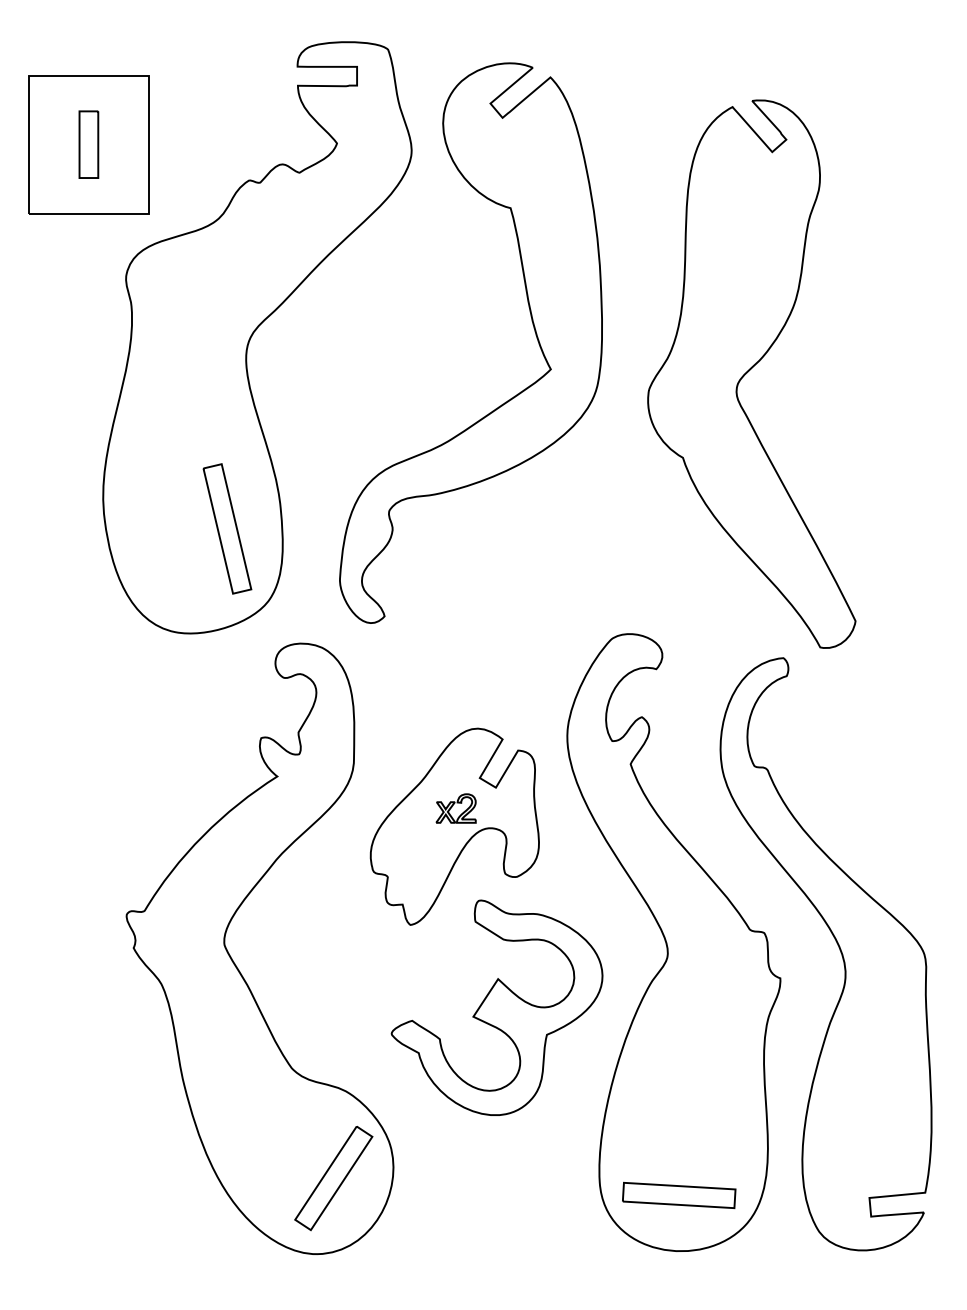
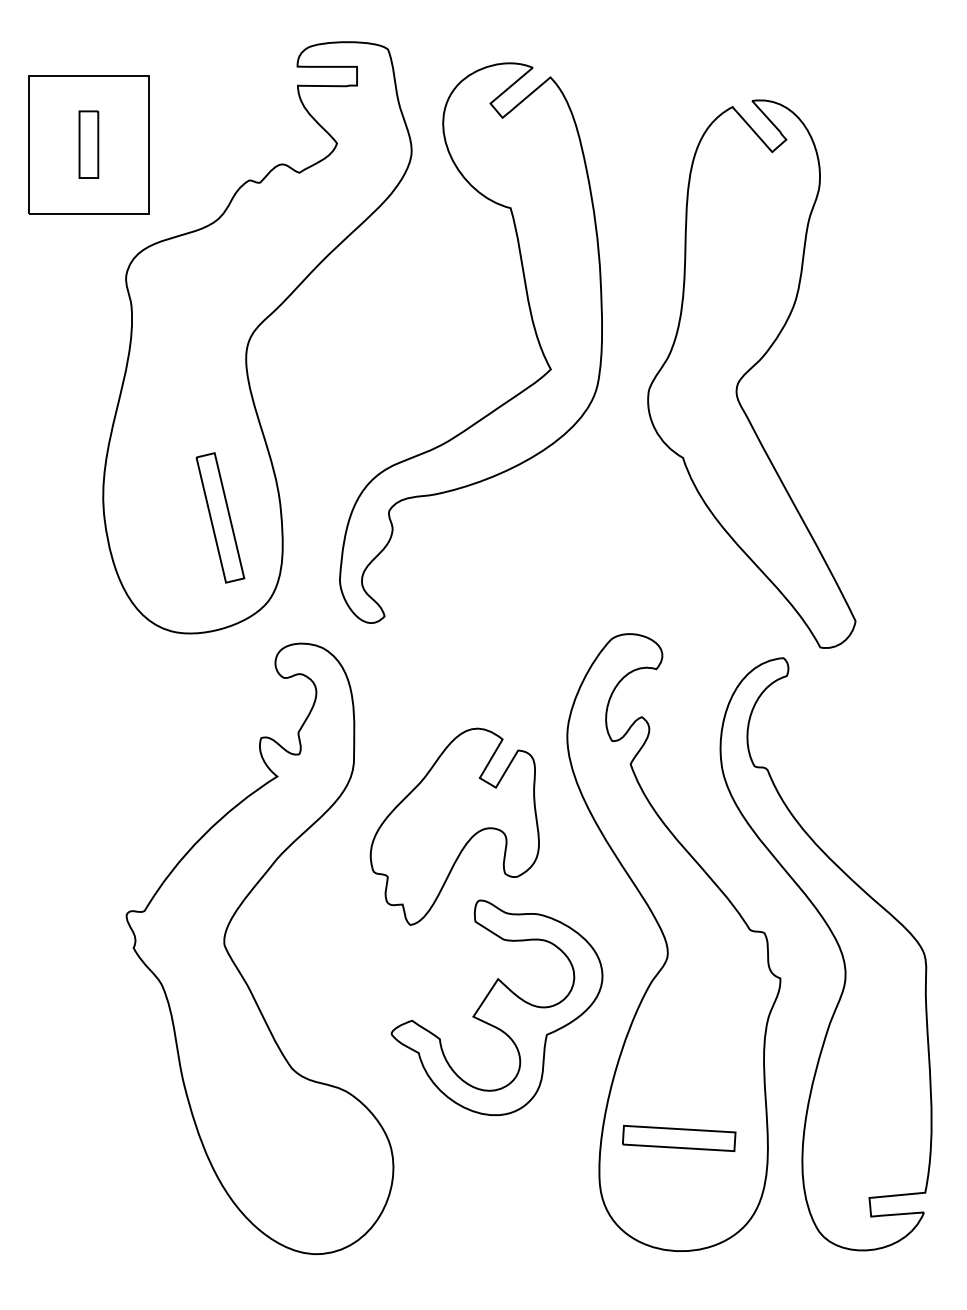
part position: (227, 528) -> (220, 517) (220, 517)
part: present -> none (455, 808)
part: present -> none (333, 1178)
part position: (679, 1195) -> (679, 1138) (679, 1138)
